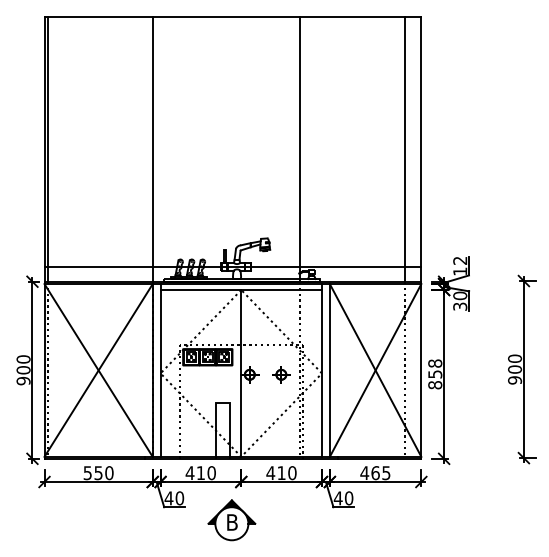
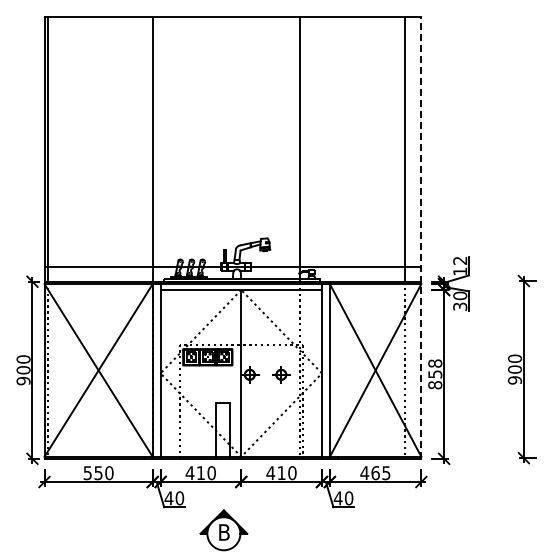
line: solid -> dashed (421, 237)
part position: (231, 520) -> (223, 530) (223, 530)
